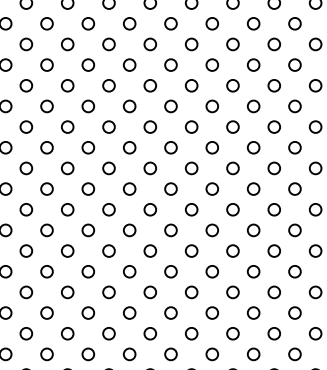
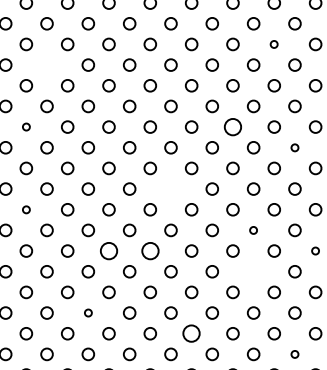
circle size: 14x15 px -> 10x9 px (273, 44)
circle: present -> none (46, 64)
circle size: 15x14 px -> 9x10 px (26, 126)
circle size: 14x14 px -> 19x19 px (232, 127)
circle size: 14x14 px -> 10x10 px (294, 147)
circle: present -> none (170, 188)
circle size: 15x14 px -> 9x10 px (26, 209)
circle size: 15x15 px -> 9x9 px (253, 230)
circle size: 14x14 px -> 19x19 px (109, 251)
circle size: 14x14 px -> 19x19 px (150, 251)
circle size: 15x14 px -> 9x10 px (315, 250)
circle: present -> none (253, 271)
circle size: 15x14 px -> 9x10 px (88, 312)
circle size: 14x14 px -> 19x19 px (191, 333)
circle size: 14x15 px -> 10x9 px (294, 354)
